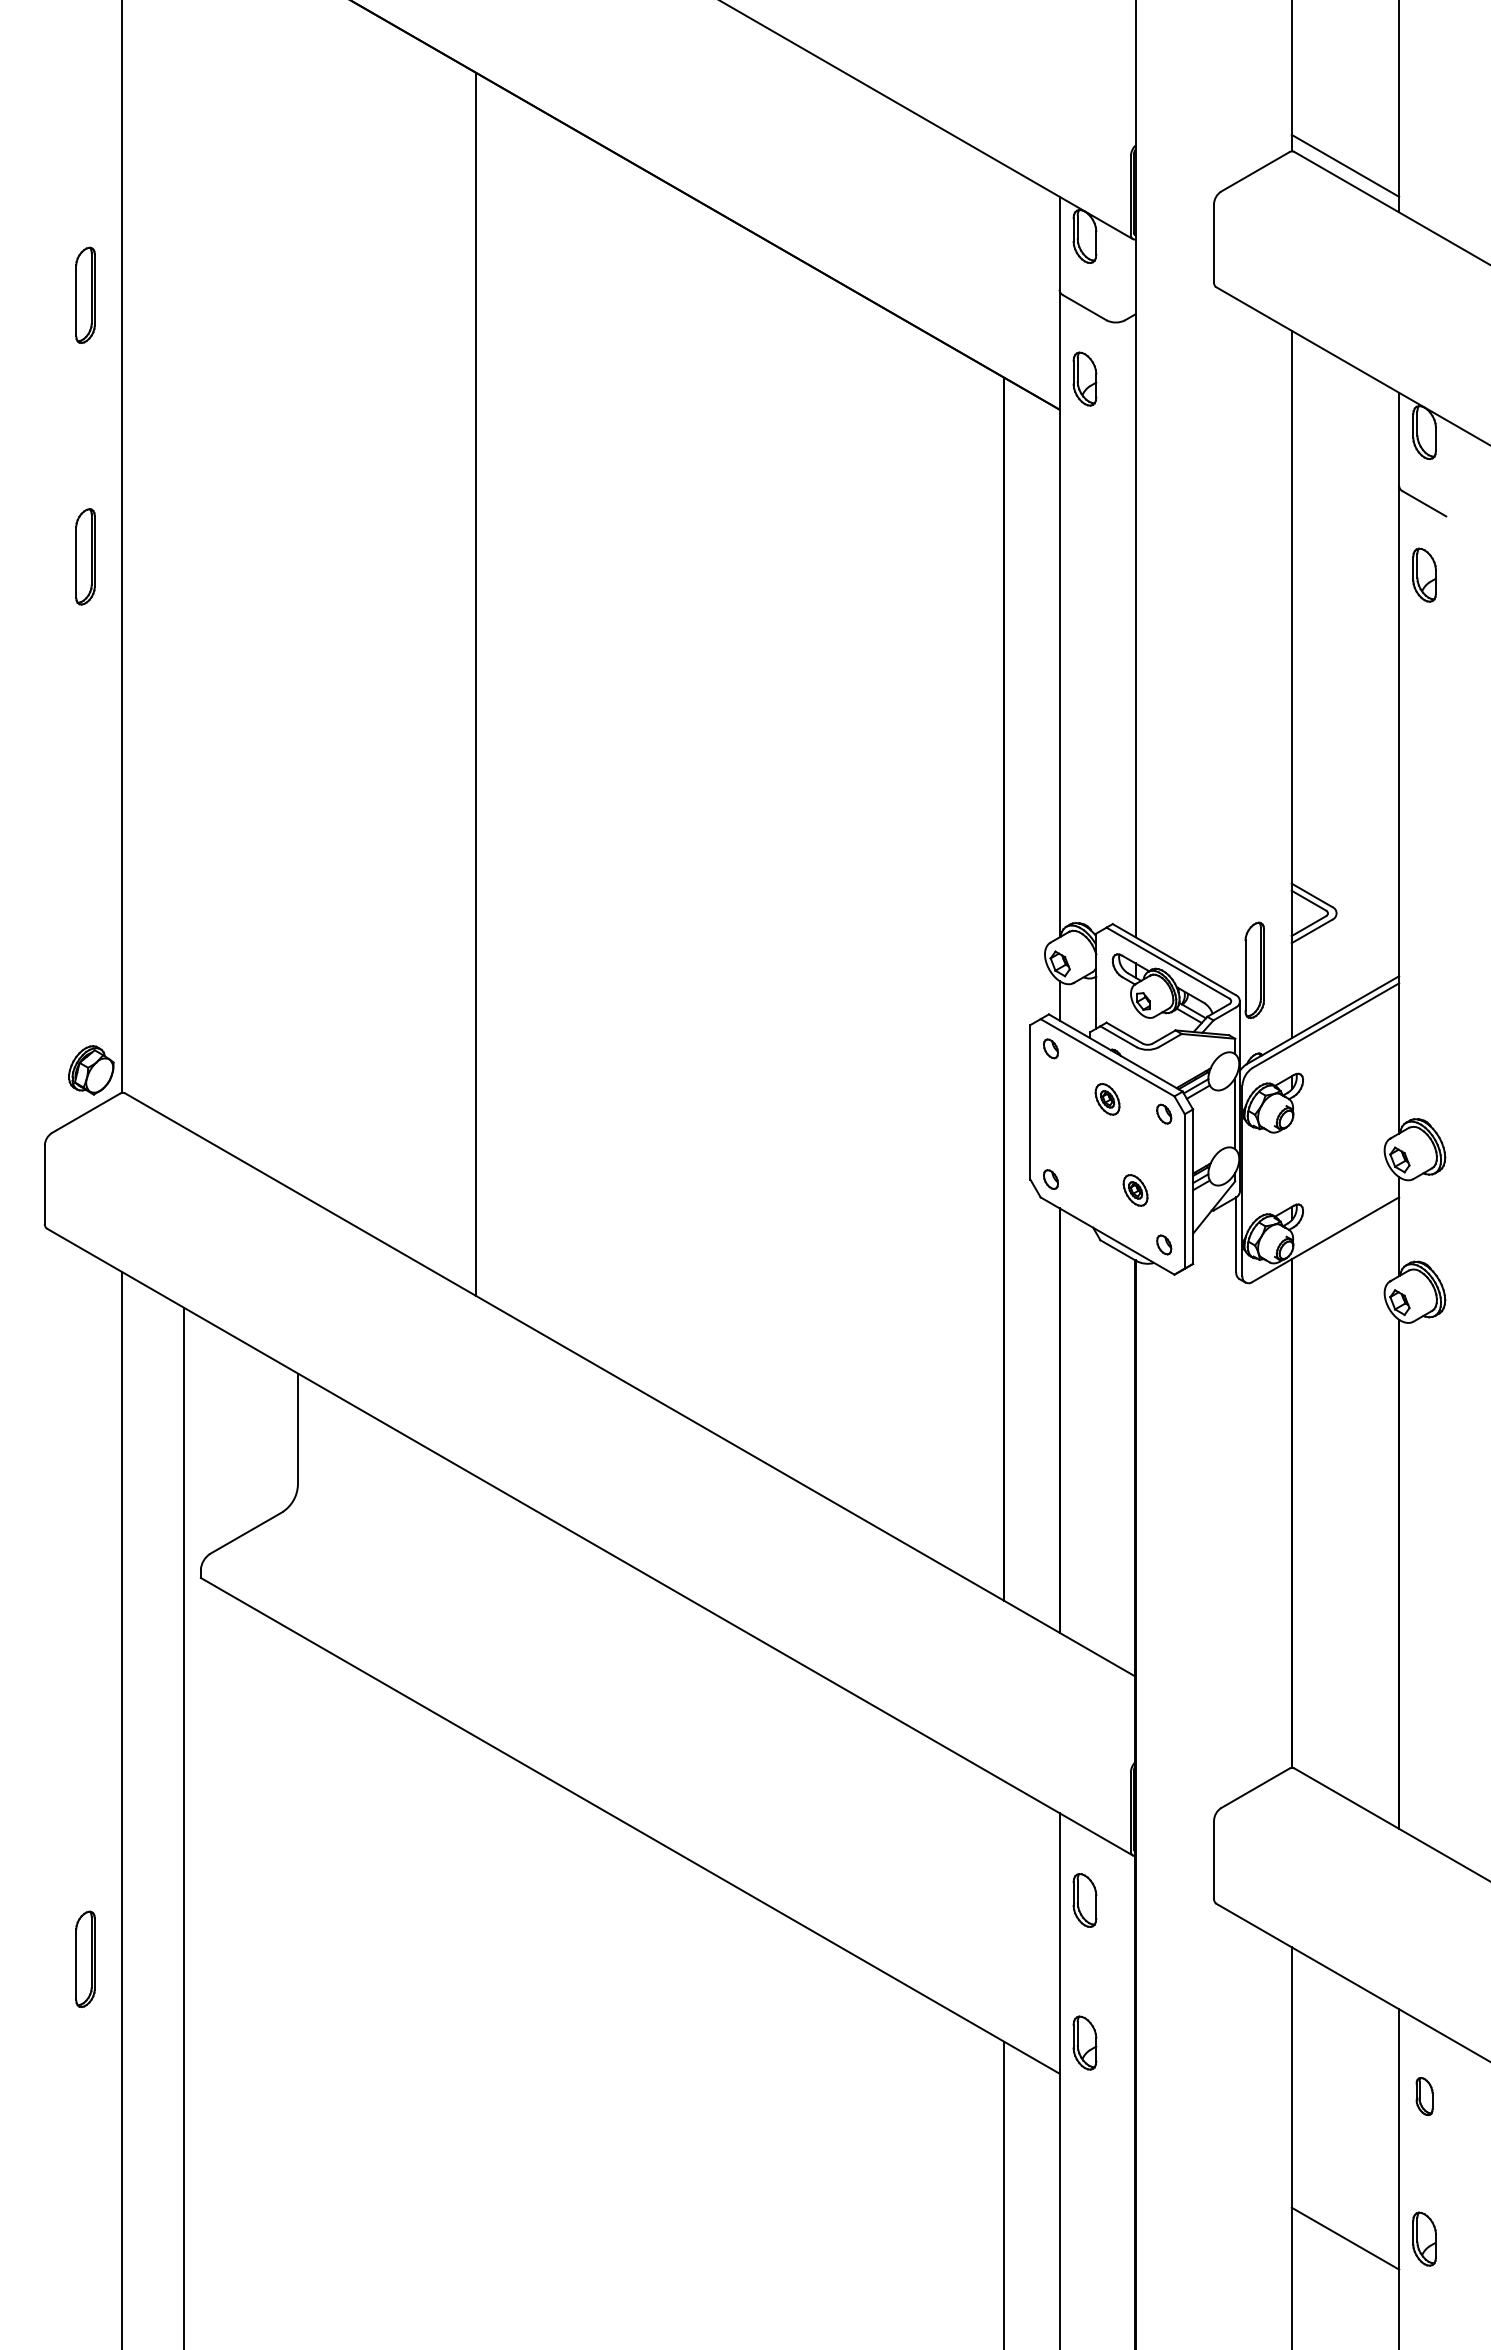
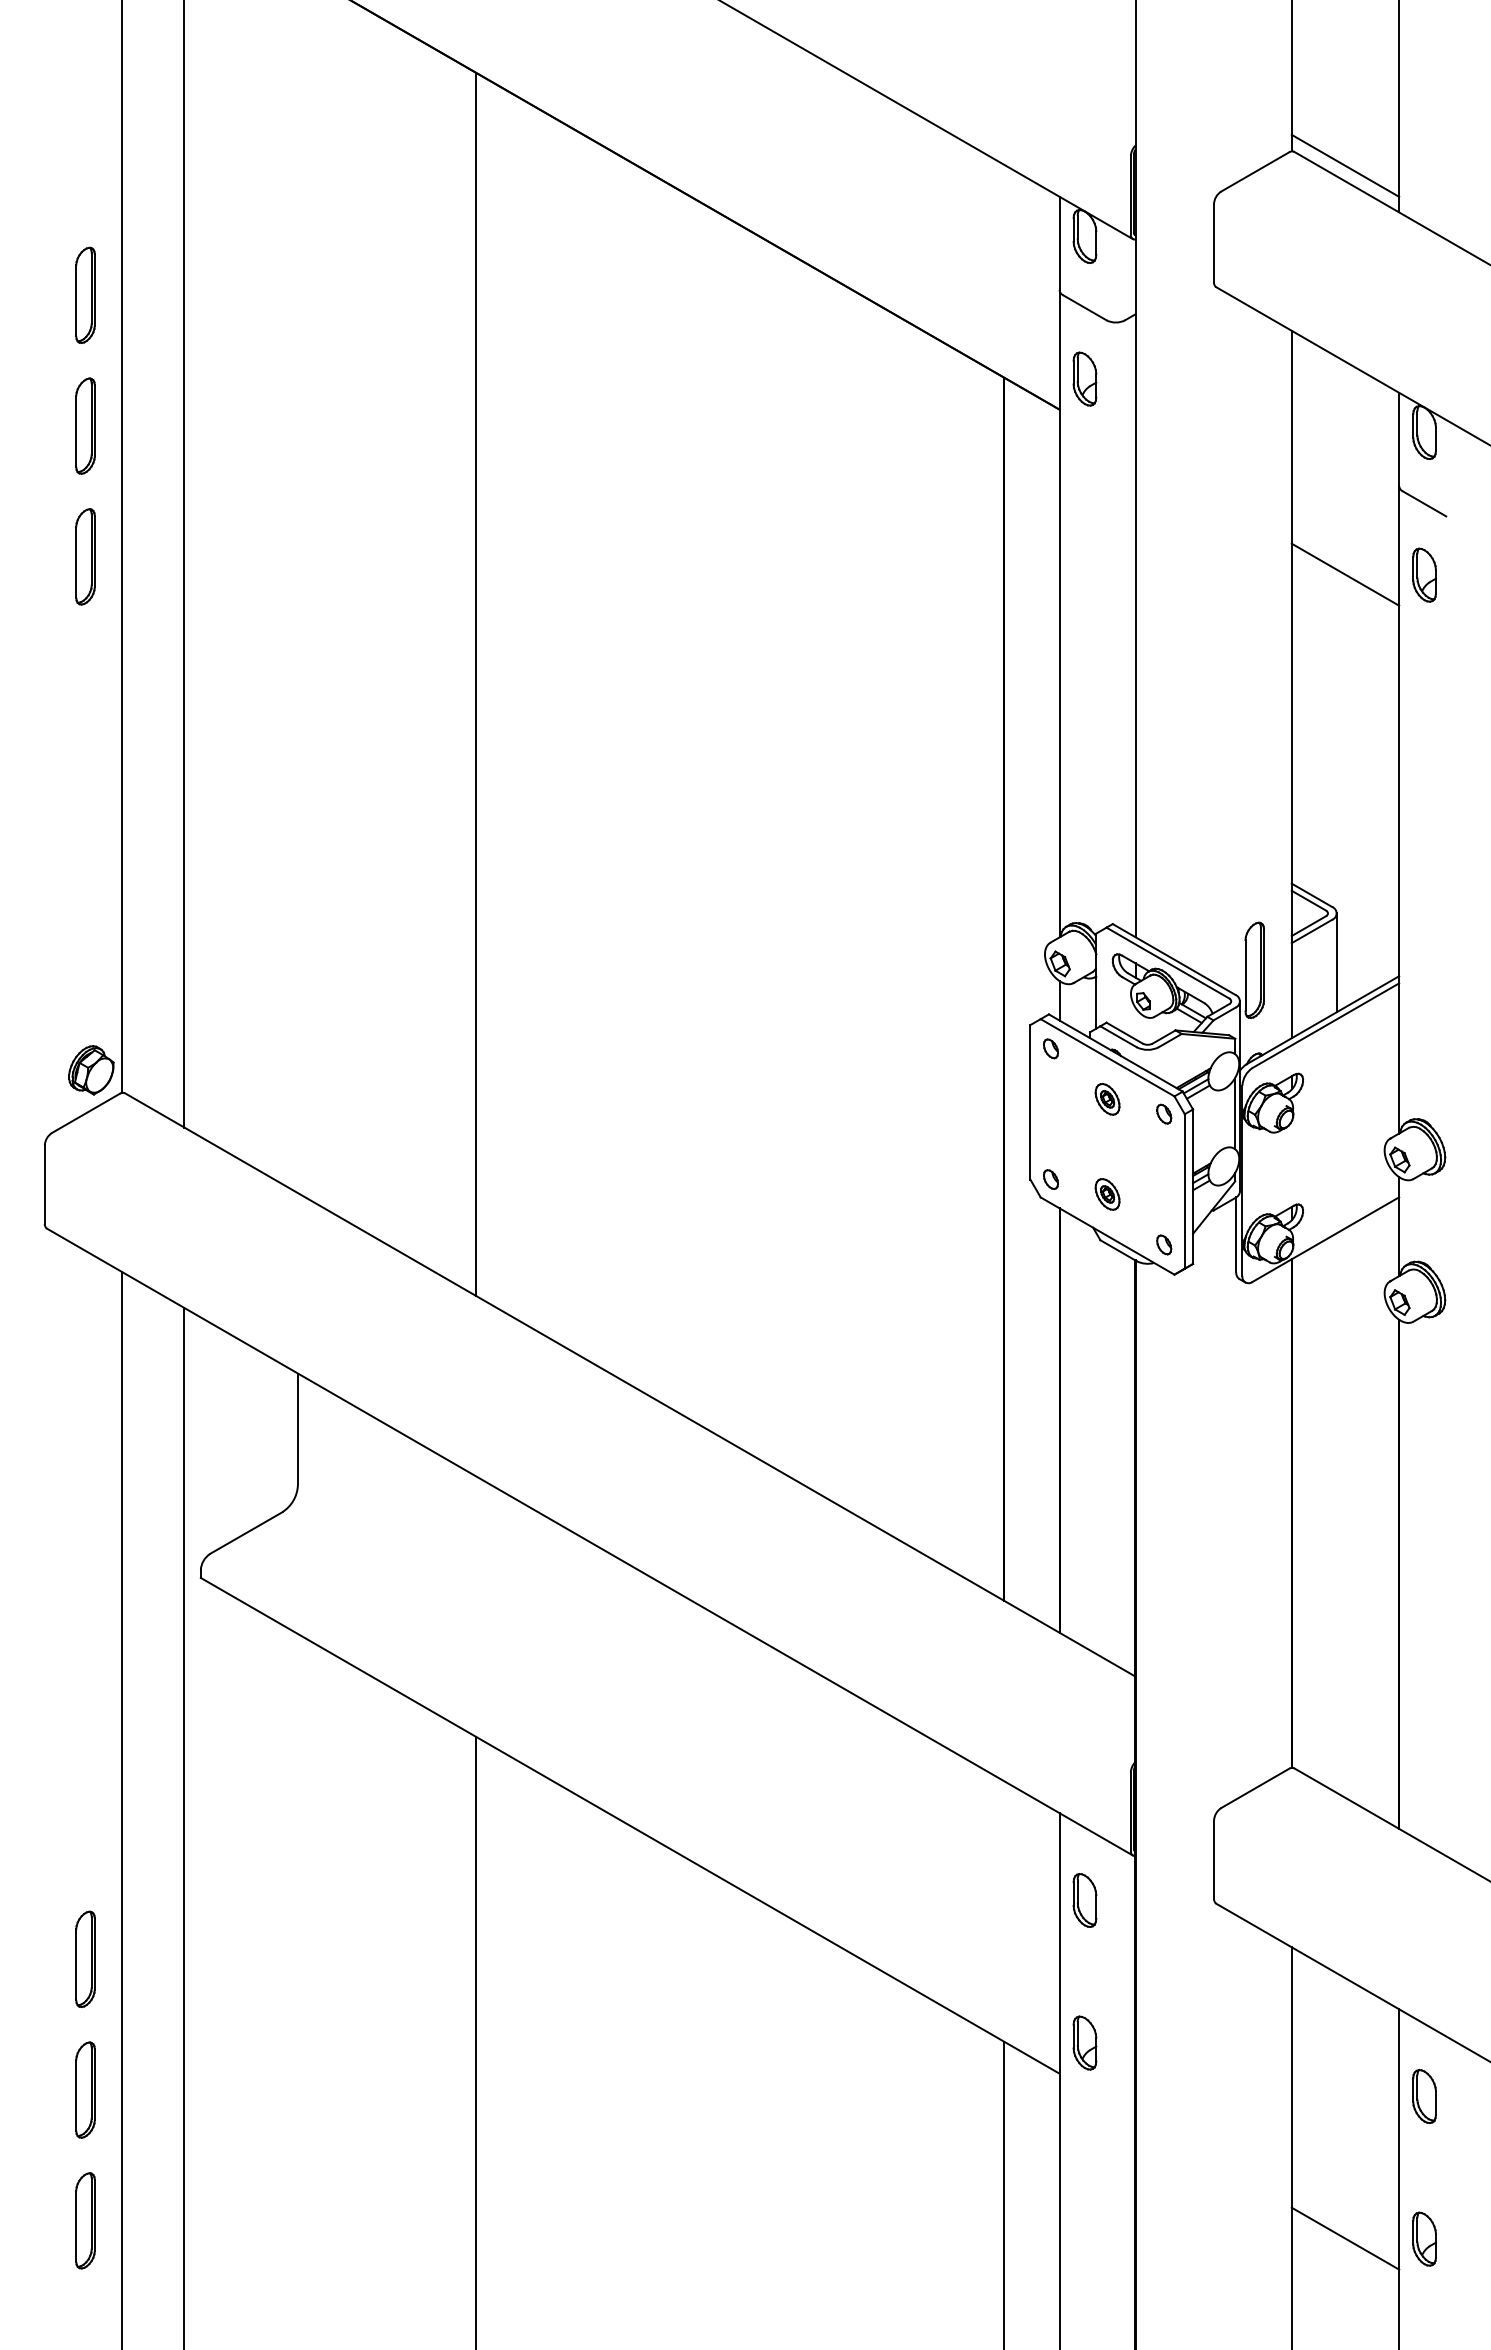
part: none -> present (85, 425)
line: none -> present (184, 564)
line: none -> present (1345, 574)
line: none -> present (1336, 962)
part position: (1135, 1190) -> (1107, 1194) (1107, 1194)
line: none -> present (476, 2041)
part: none -> present (85, 2089)
part size: 19x40 px -> 25x55 px (1424, 2096)
part: none -> present (85, 2220)
